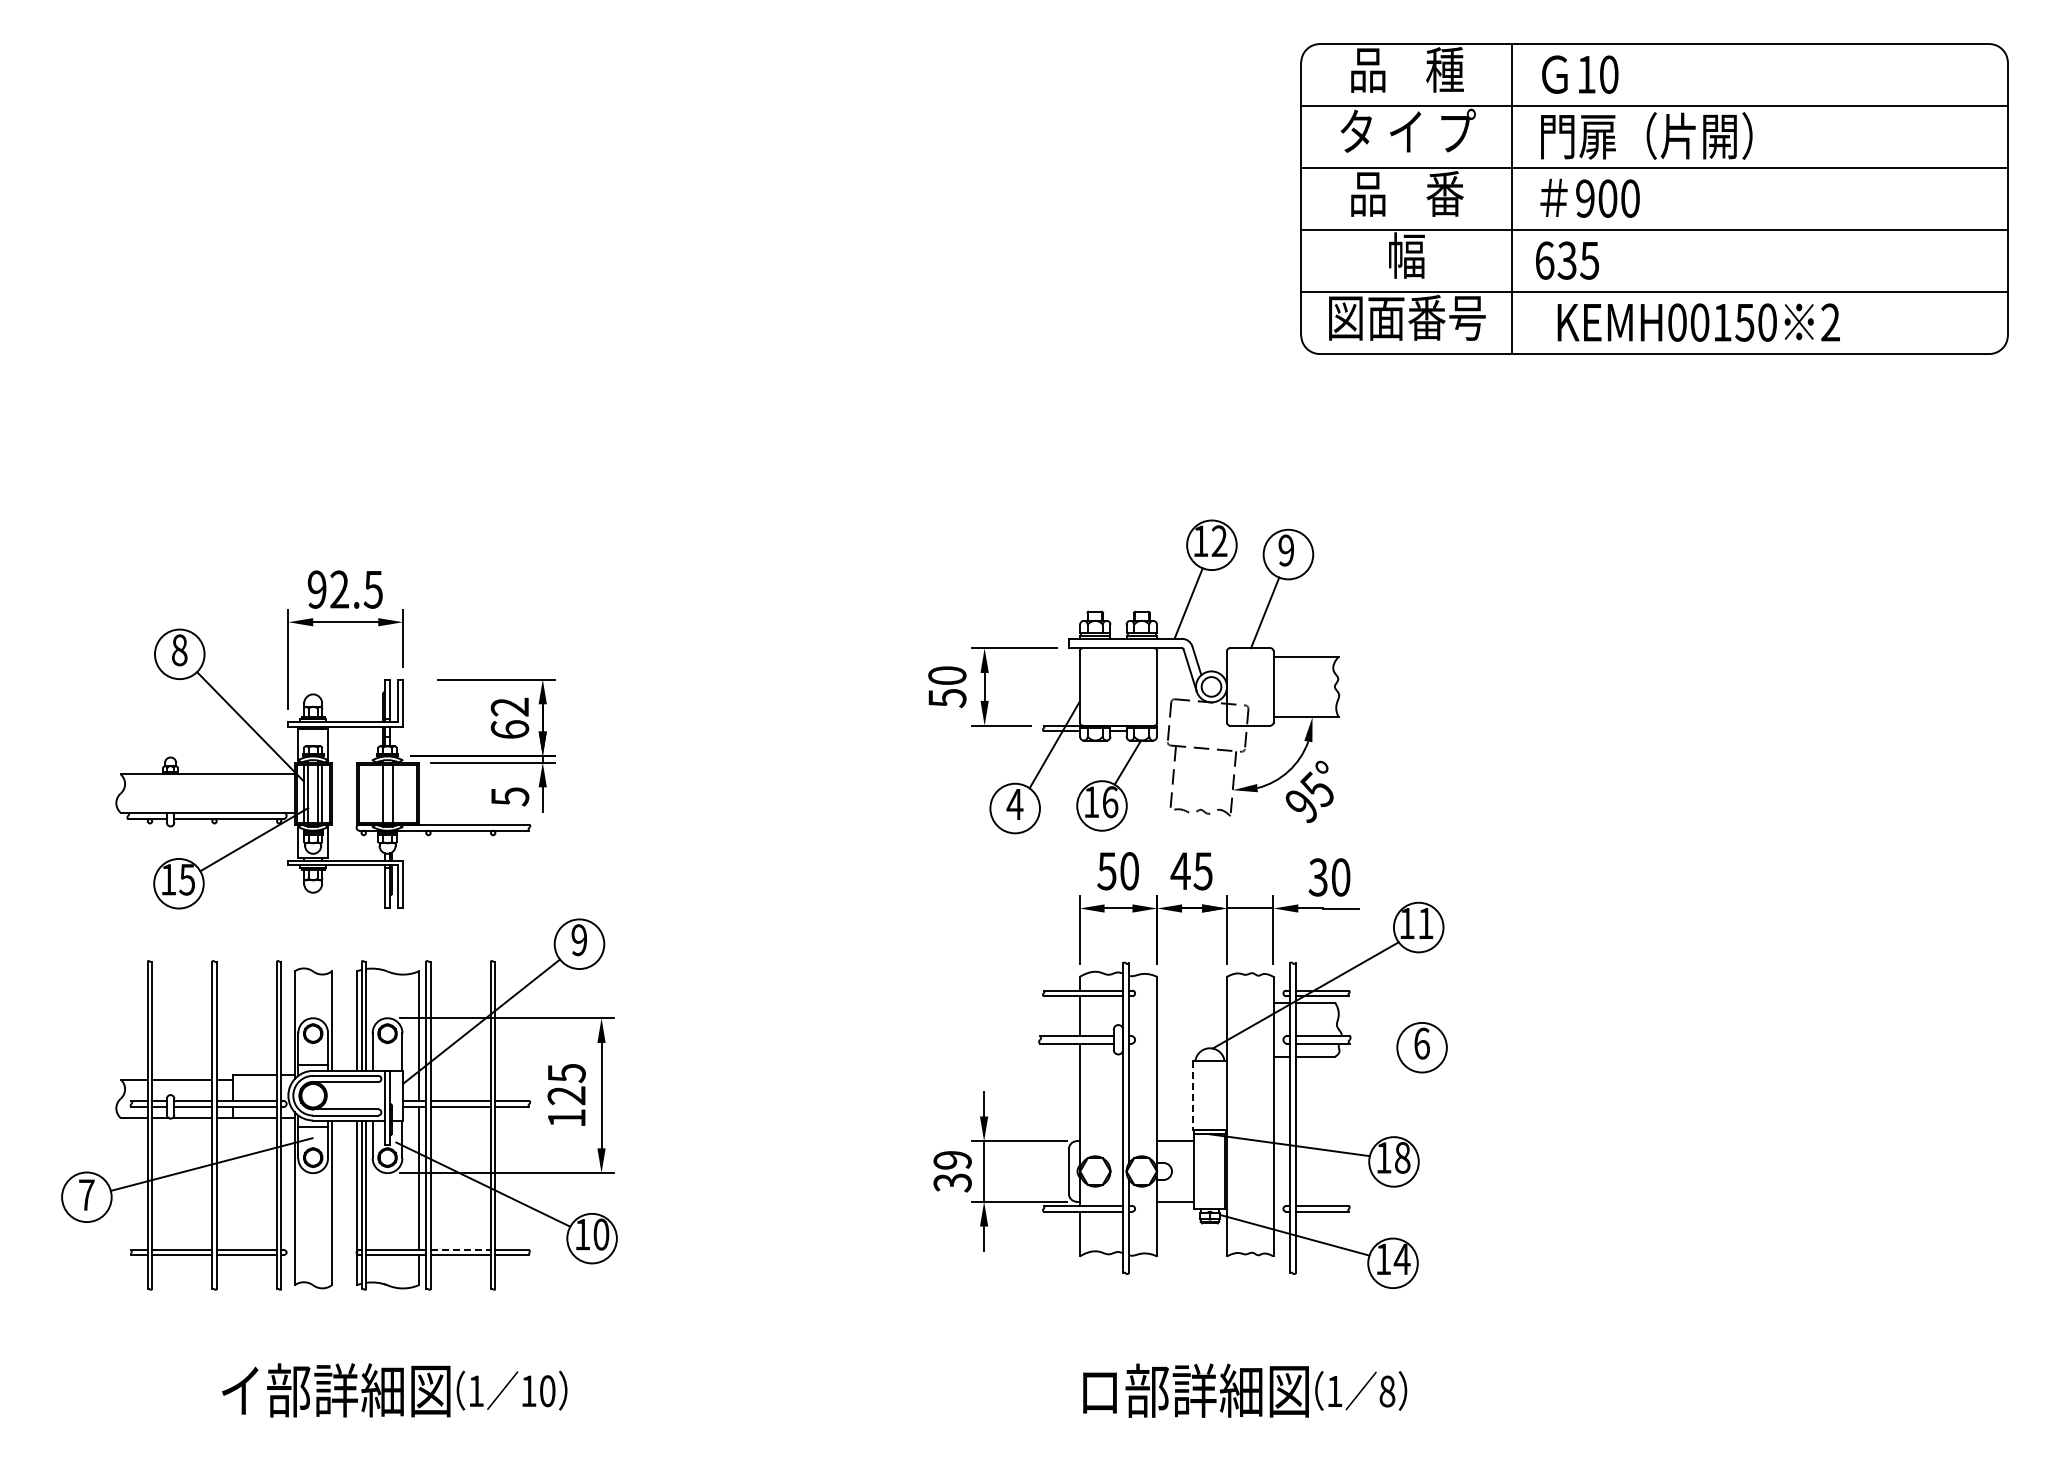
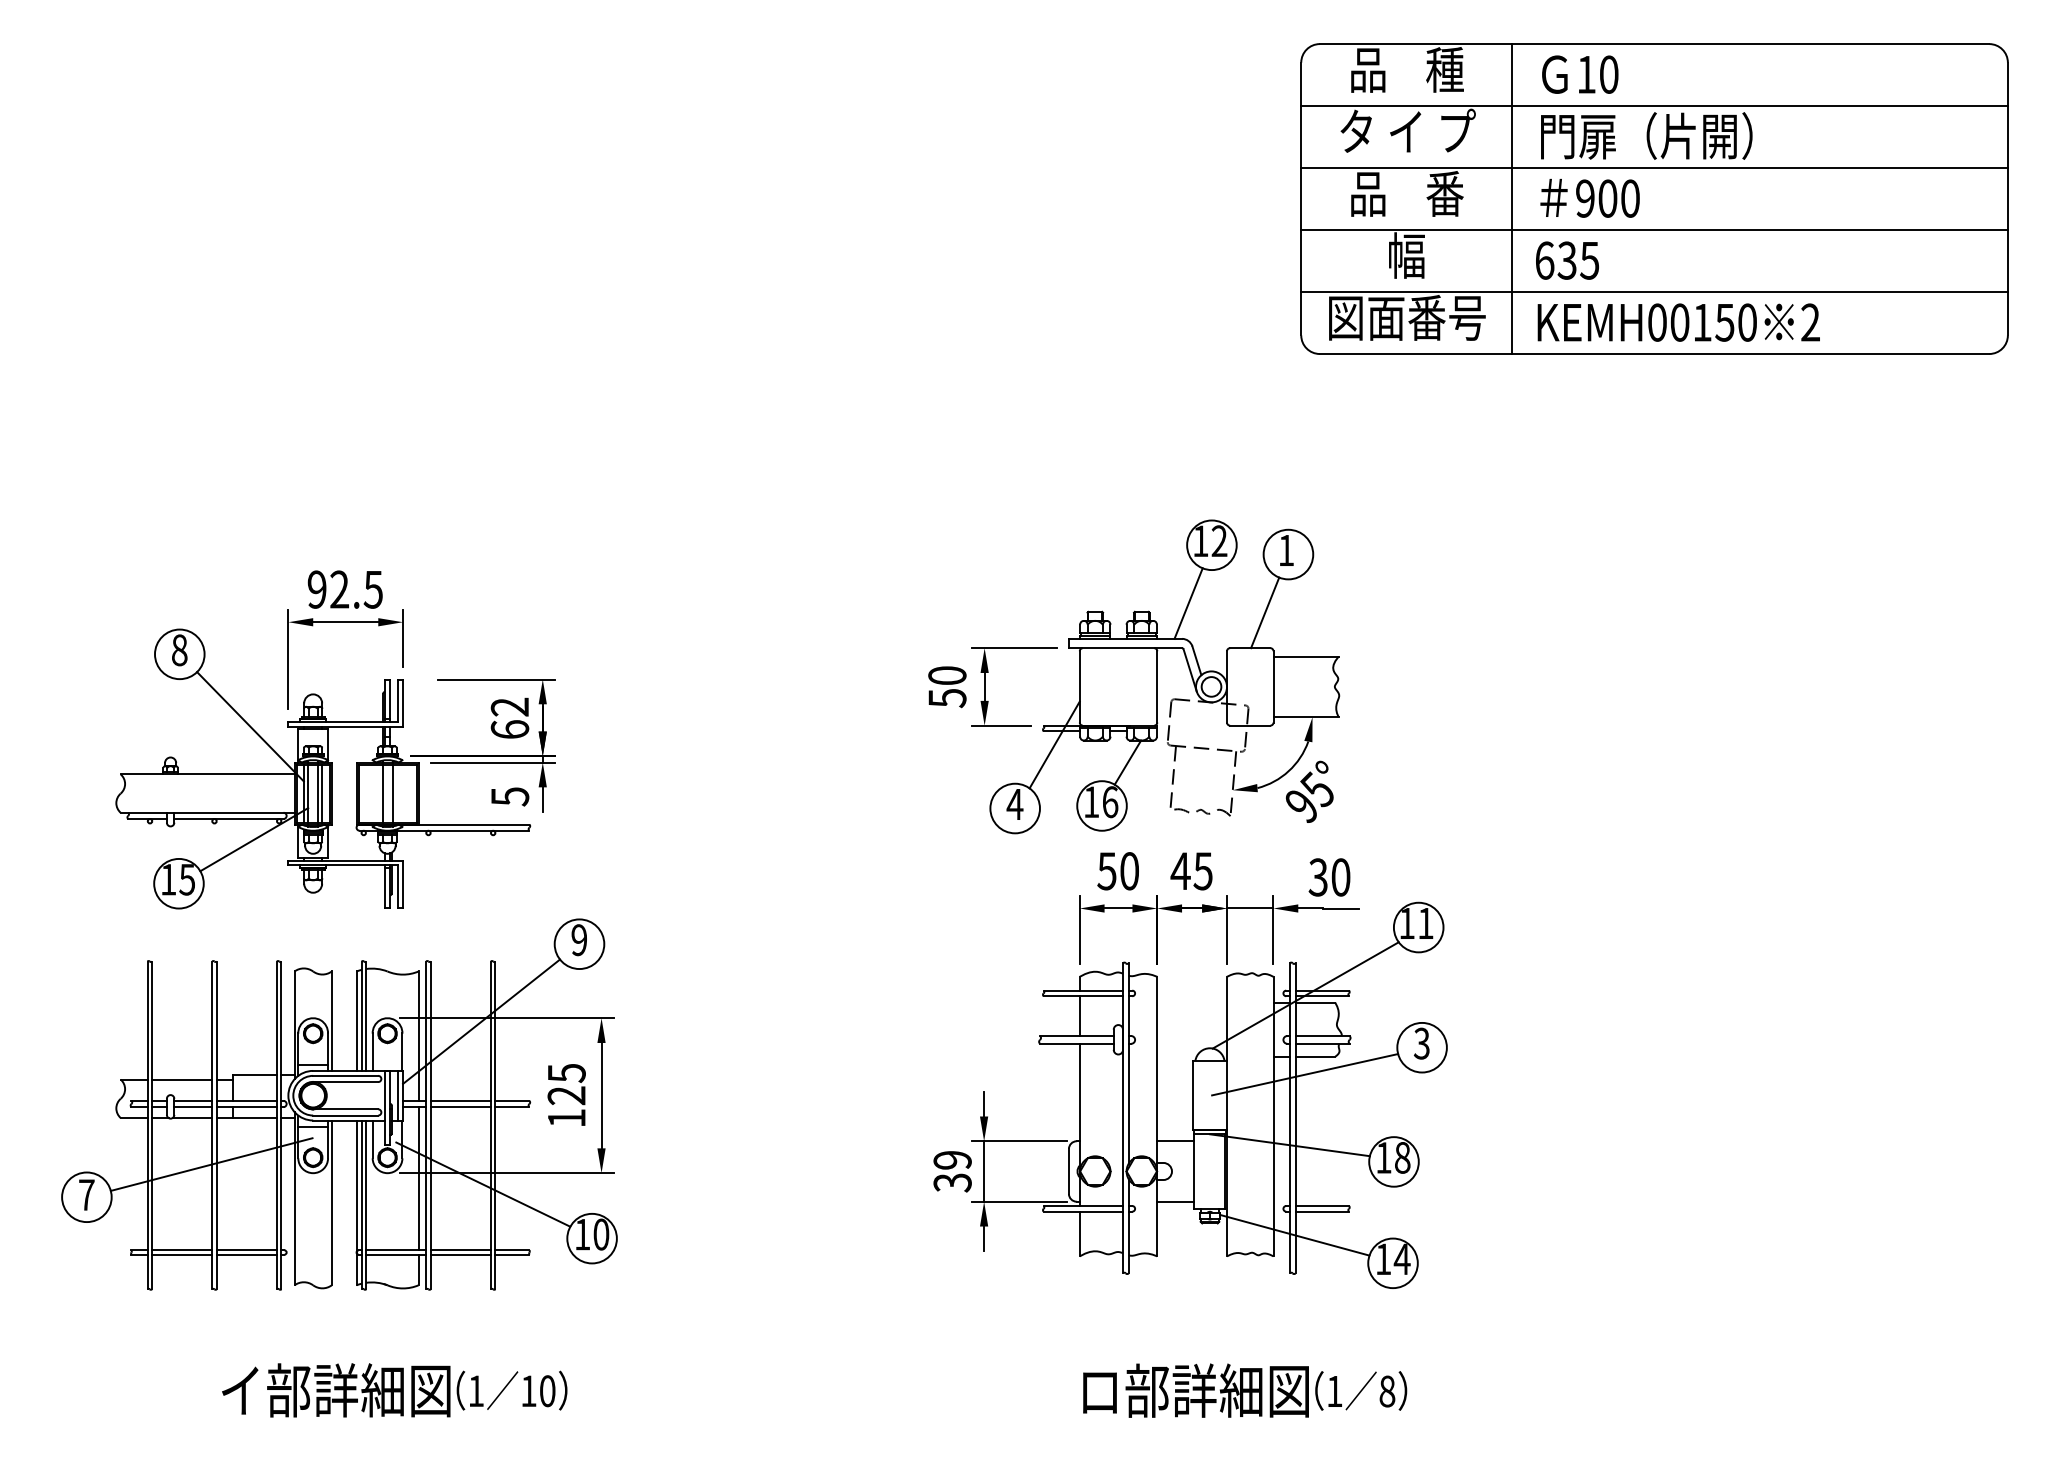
text position: (1698, 322) -> (1678, 322) (1678, 322)
text: 9 -> 1 (1285, 550)
text: 6 -> 3 (1421, 1043)
line: none -> present (1305, 1074)
line: none -> present (398, 1095)
line: dashed -> solid (1192, 1095)
line: dashed -> solid (461, 1250)
